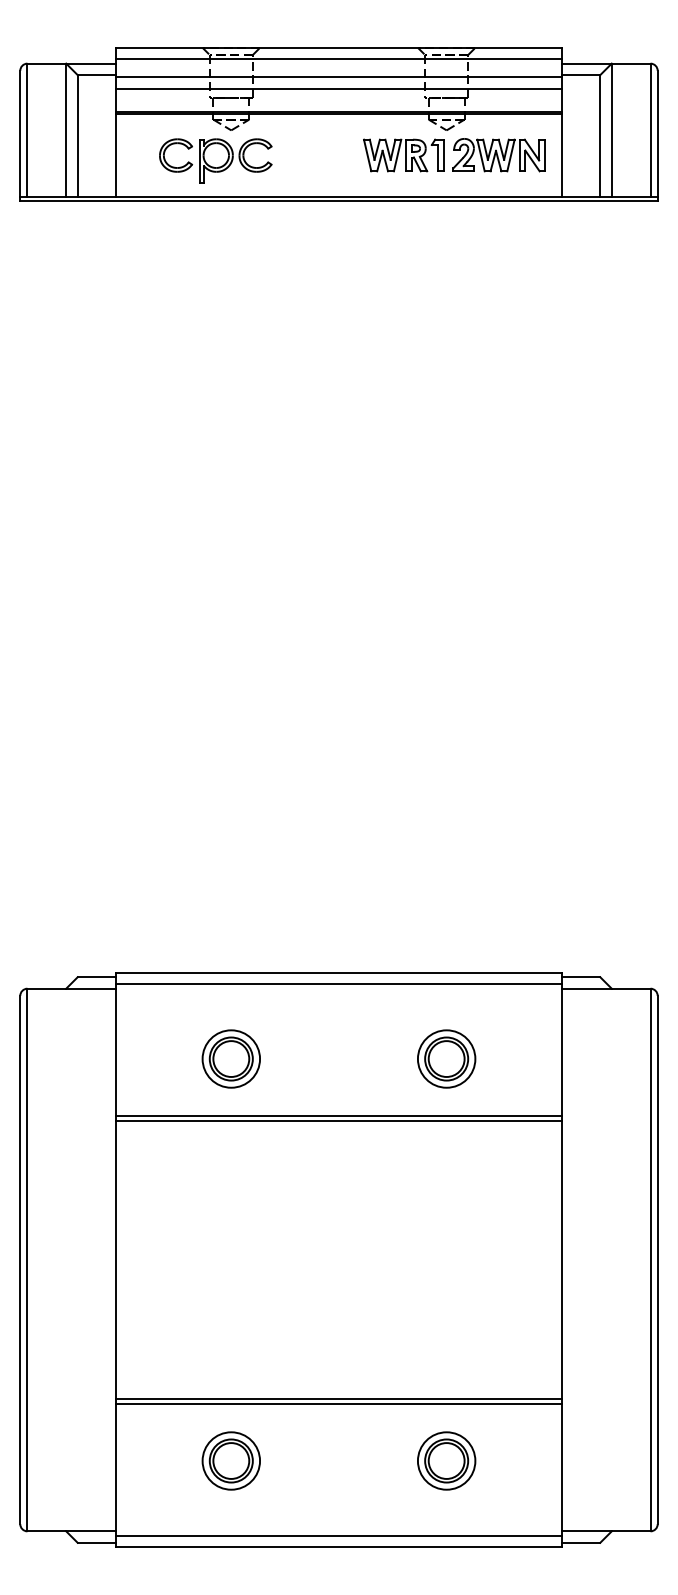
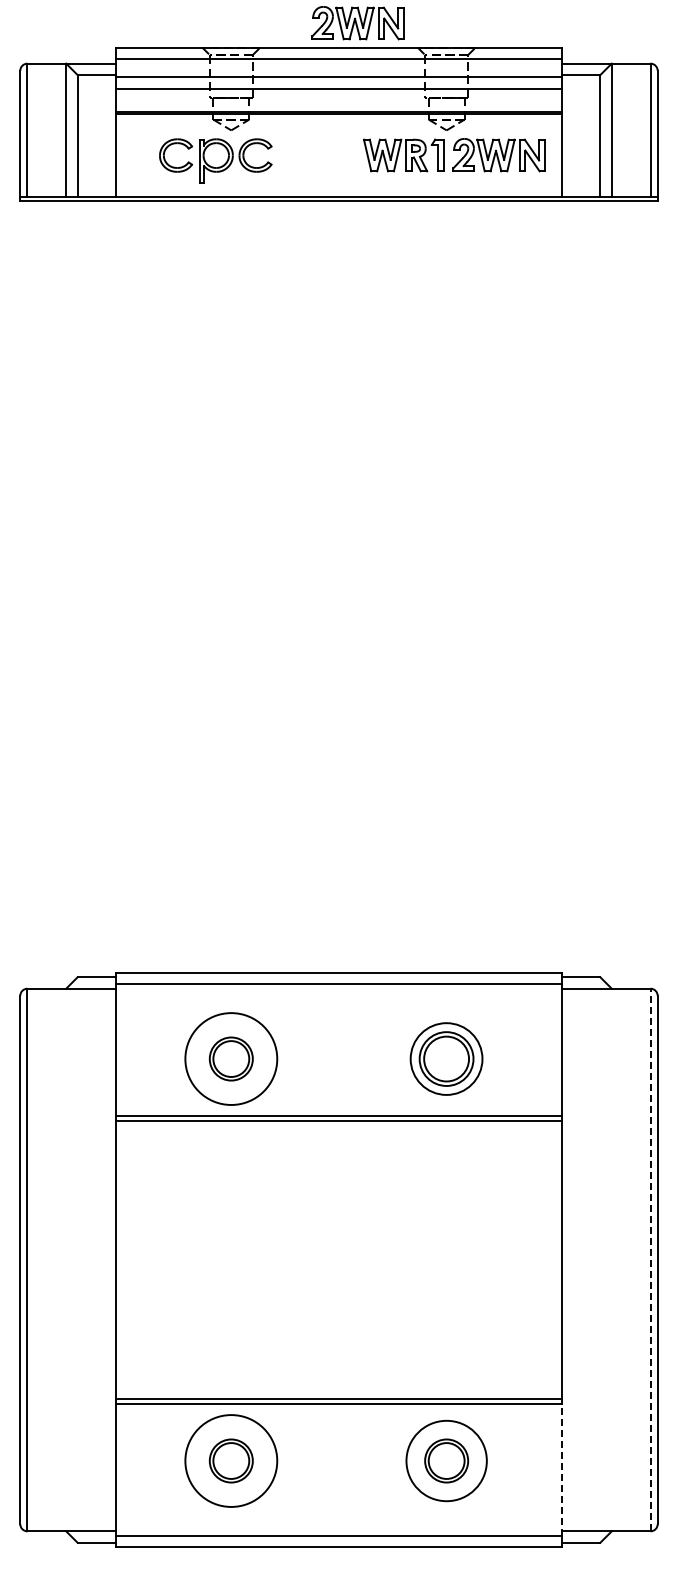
part: none -> present (357, 23)
circle diameter: 57 px -> 92 px (231, 1058)
part size: 60x60 px -> 75x74 px (446, 1058)
line: solid -> dashed (650, 1259)
circle diameter: 57 px -> 92 px (231, 1460)
circle diameter: 57 px -> 80 px (446, 1460)
line: solid -> dashed (561, 1469)
